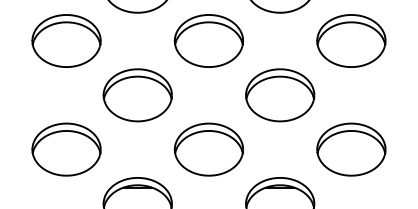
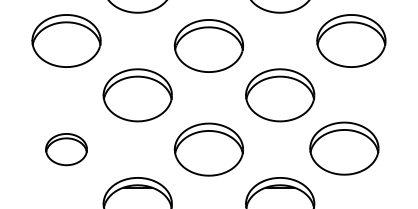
part position: (208, 40) -> (208, 45) (208, 45)
part size: 71x55 px -> 43x34 px (66, 149)
part position: (351, 149) -> (344, 148) (344, 148)
